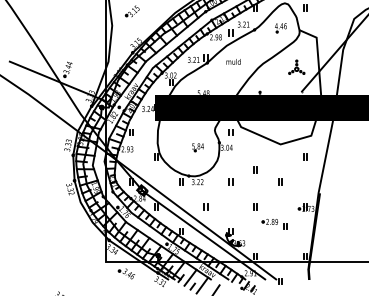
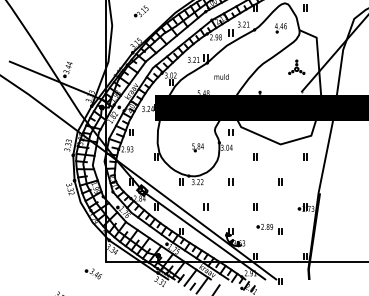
part position: (131, 11) -> (140, 11) (140, 11)
text position: (233, 61) -> (221, 76) (221, 76)
part position: (255, 169) -> (255, 156) (255, 156)
part position: (274, 224) -> (269, 229) (269, 229)
part position: (125, 273) -> (92, 273) (92, 273)
